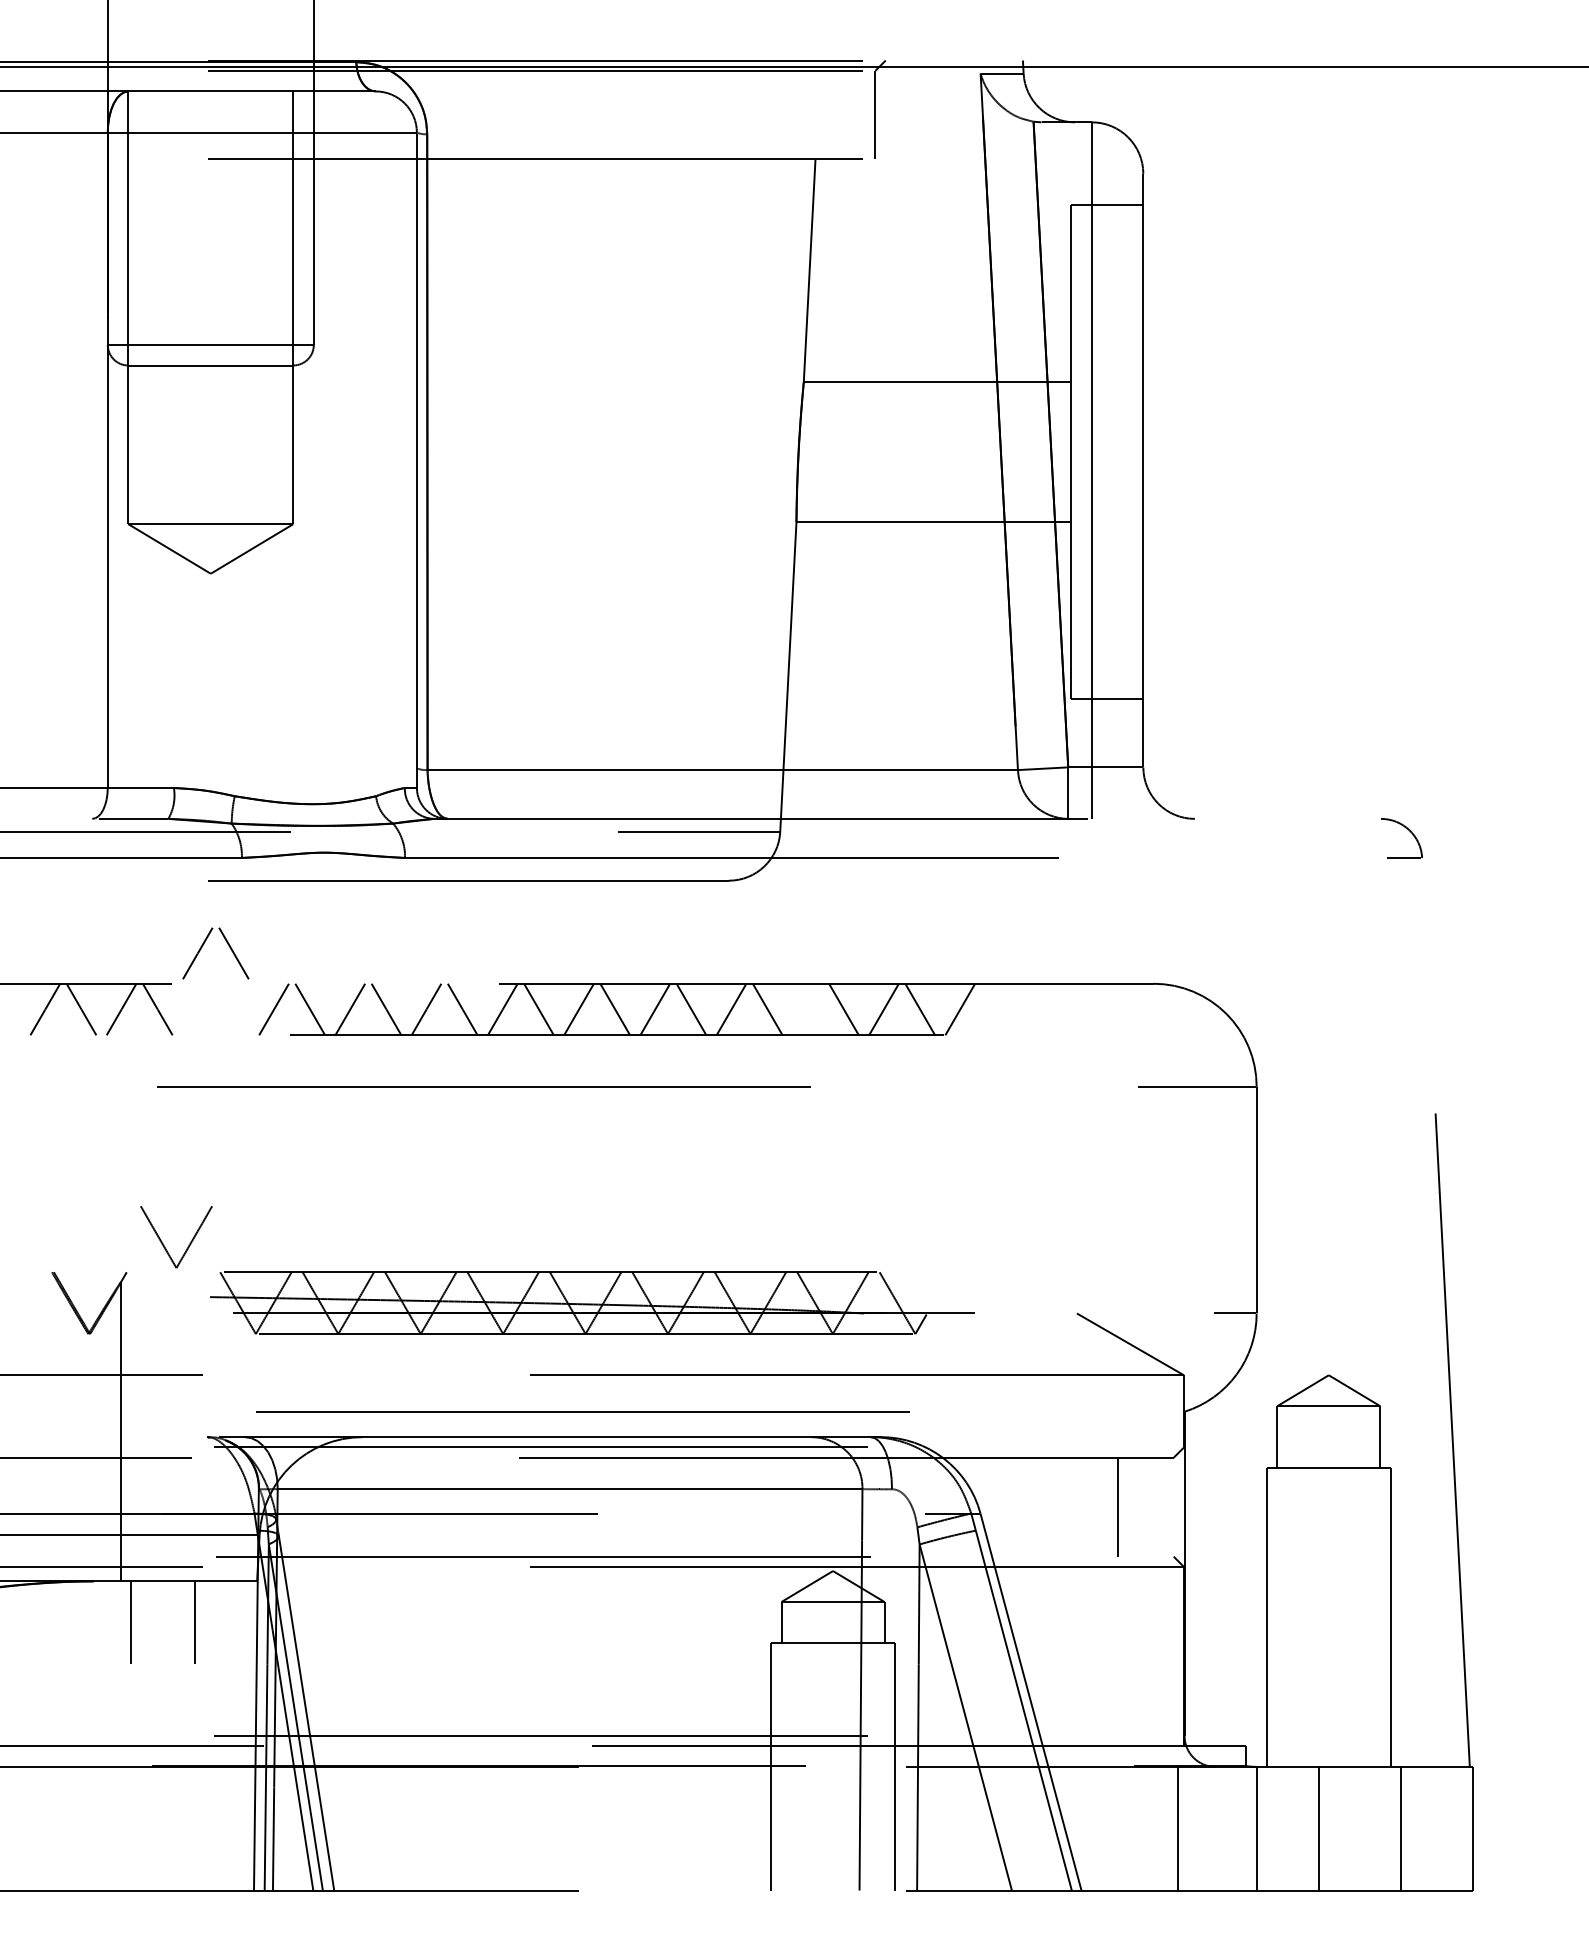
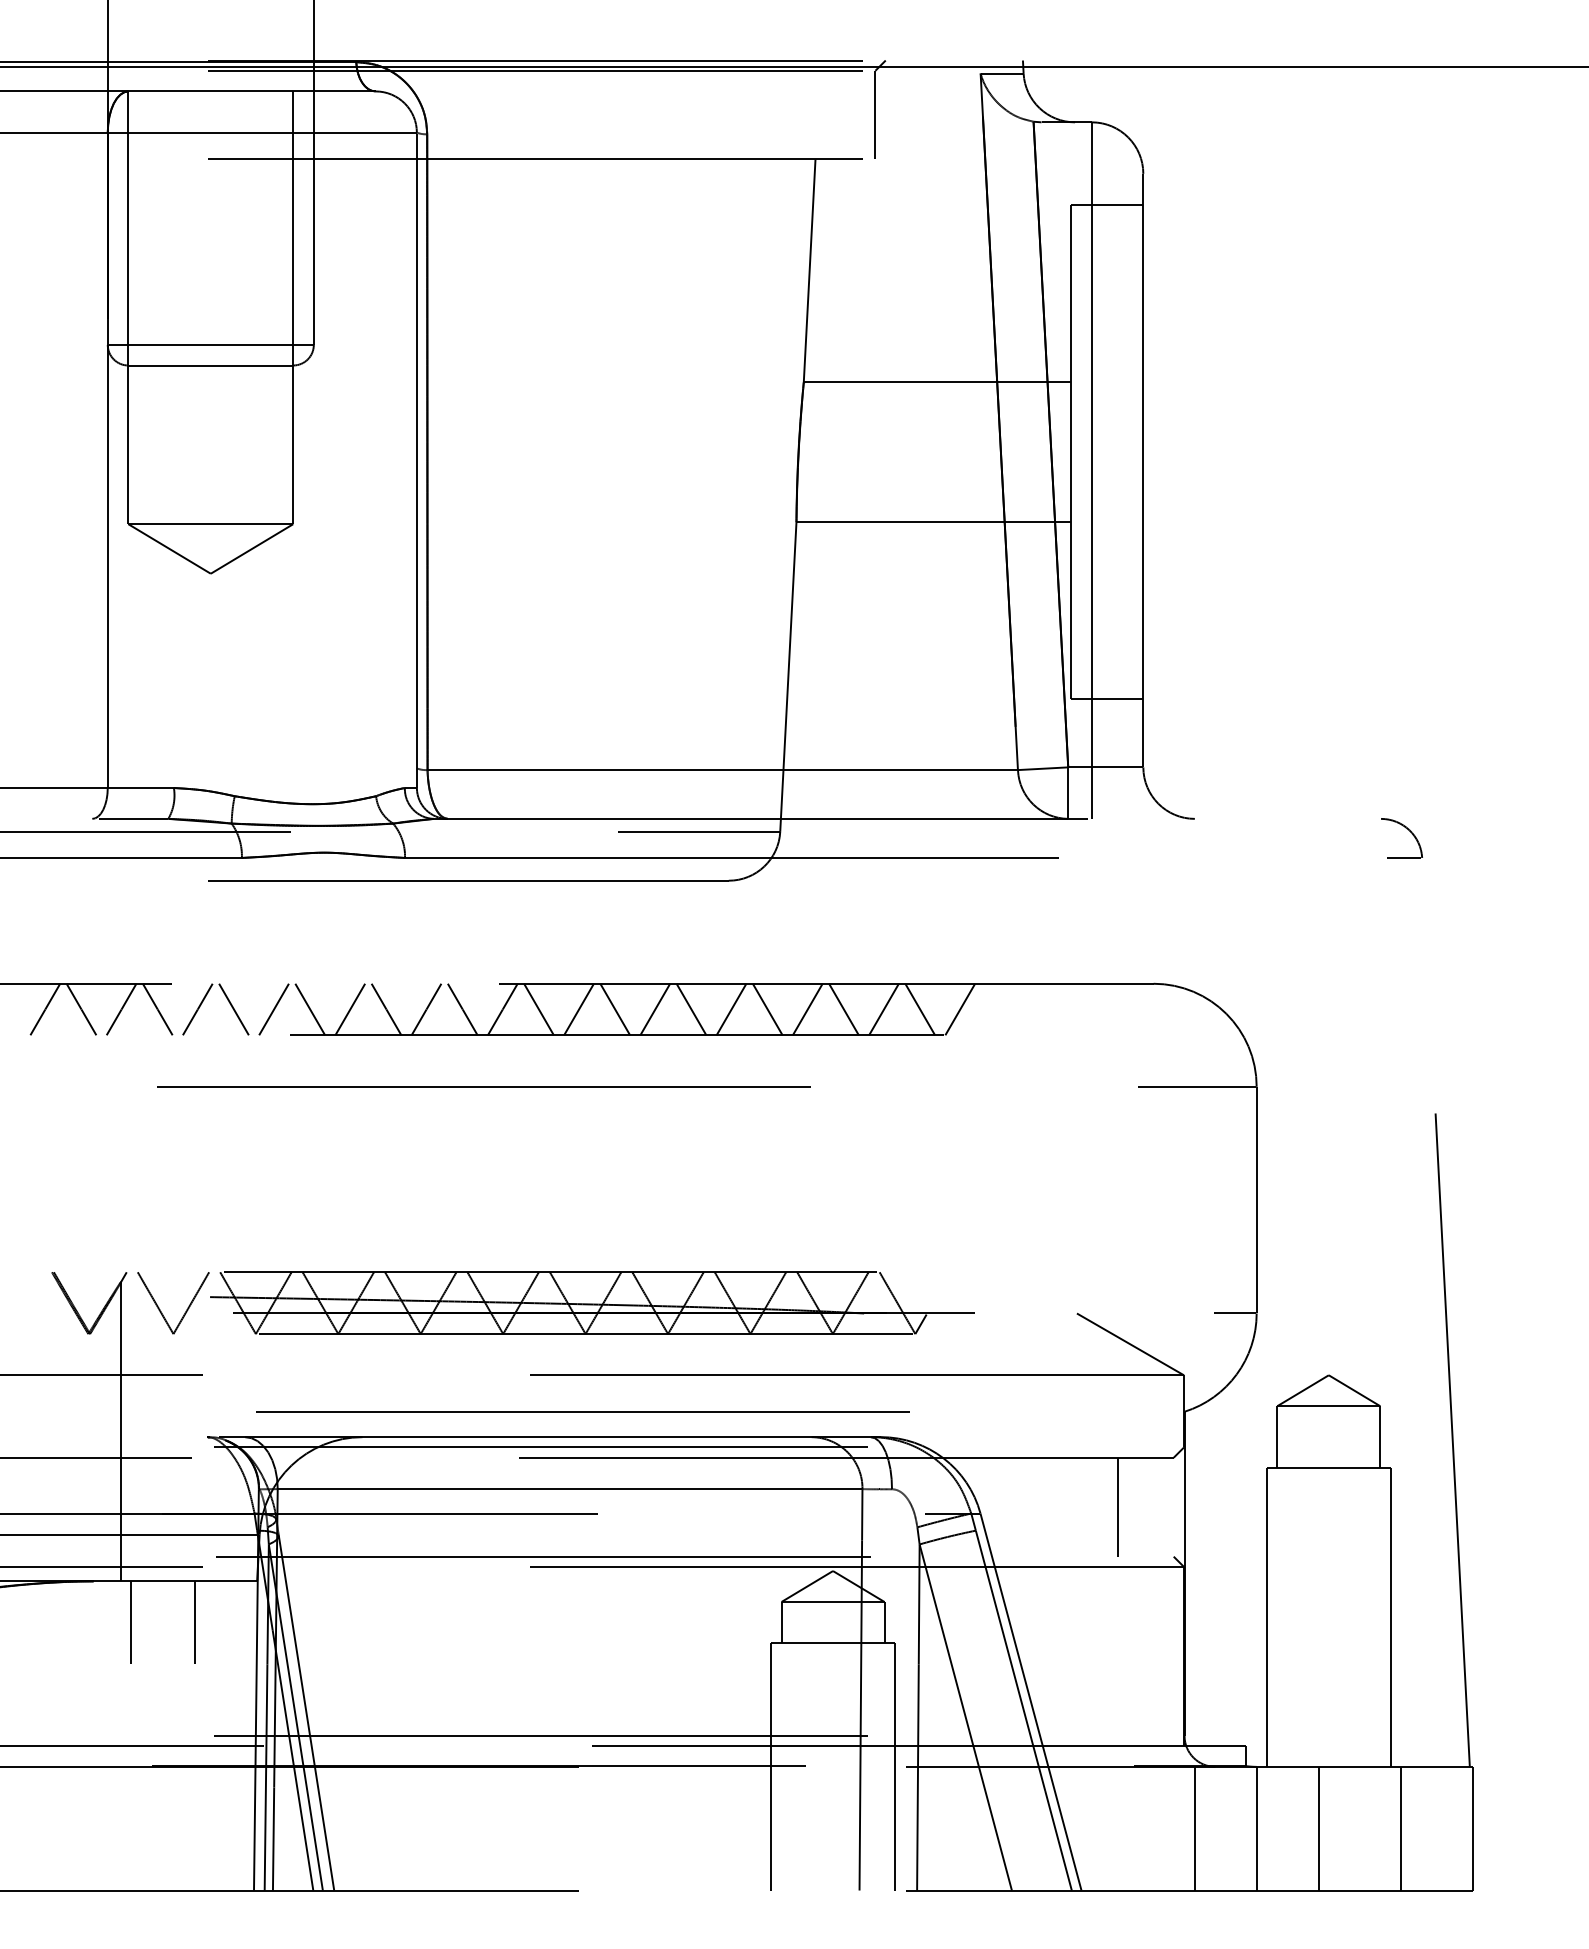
part position: (204, 944) -> (204, 1000) (204, 1000)
line: none -> present (807, 1009)
part position: (165, 1246) -> (162, 1312) (162, 1312)
line position: (1178, 1828) -> (1195, 1828) (1195, 1828)
